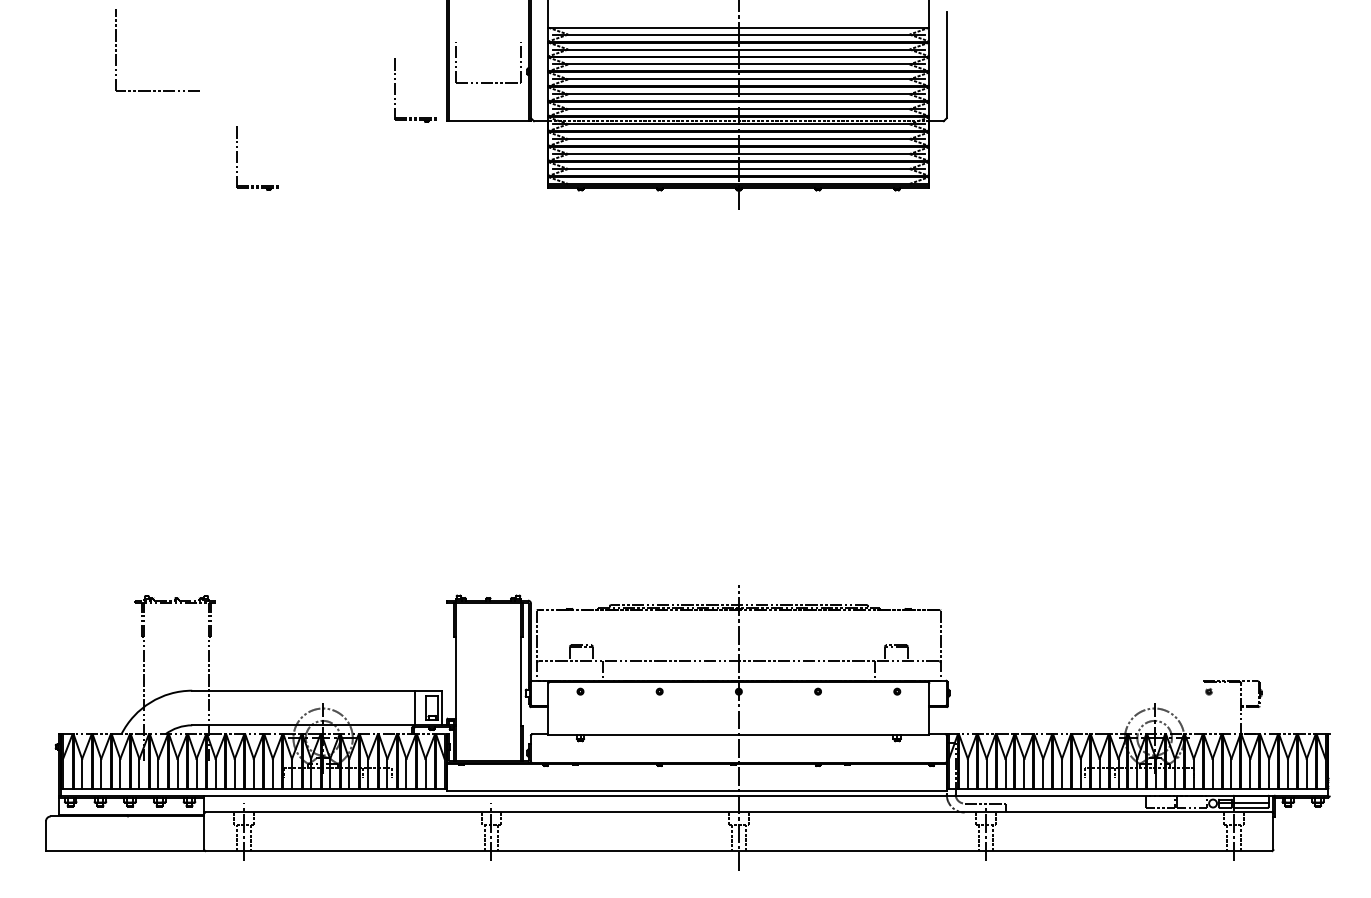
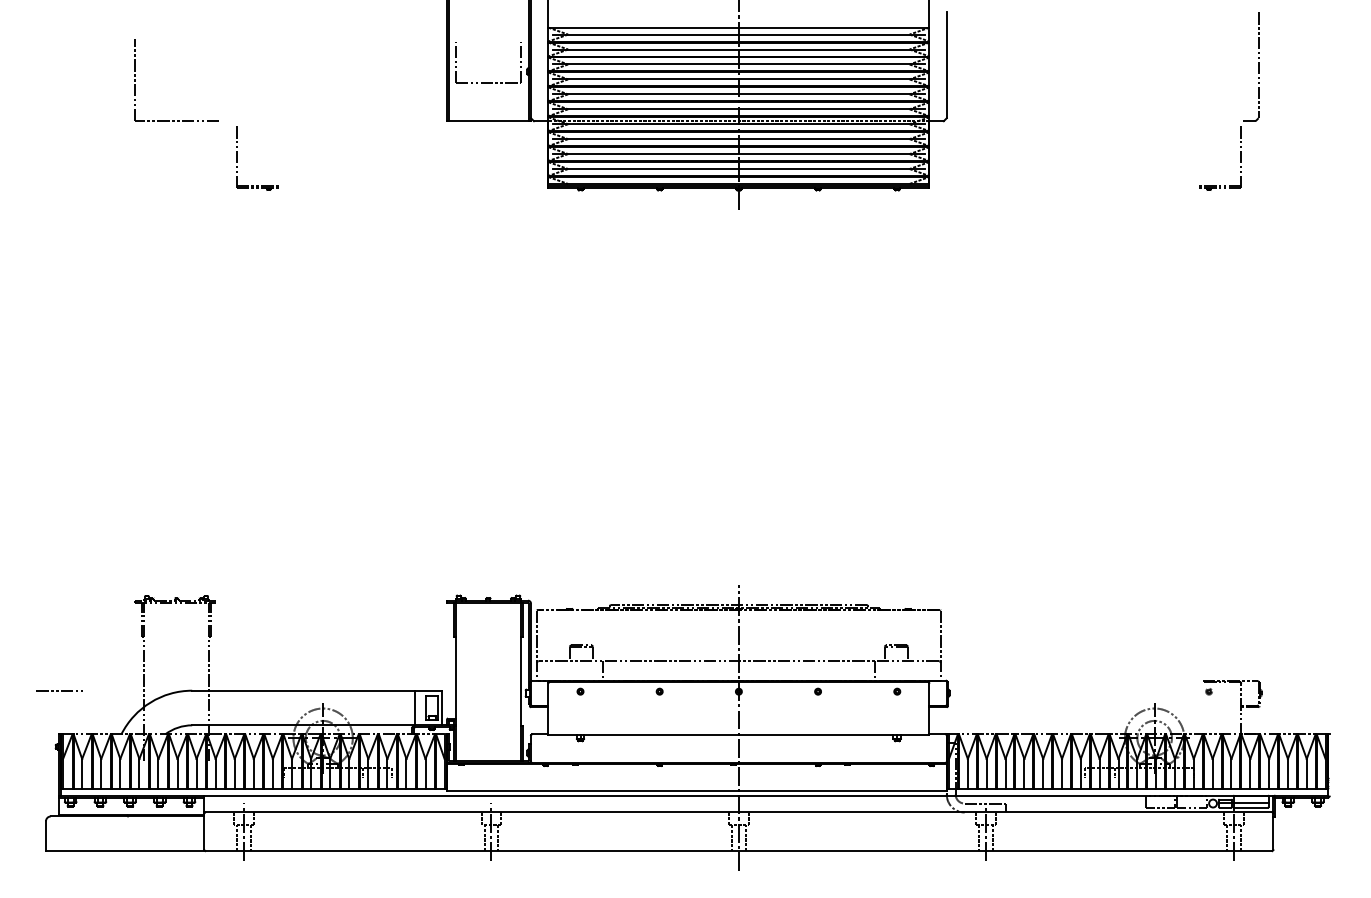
part position: (158, 90) -> (177, 120) (177, 120)
part: present -> none (395, 90)
part: none -> present (1243, 120)
line: none -> present (59, 690)
